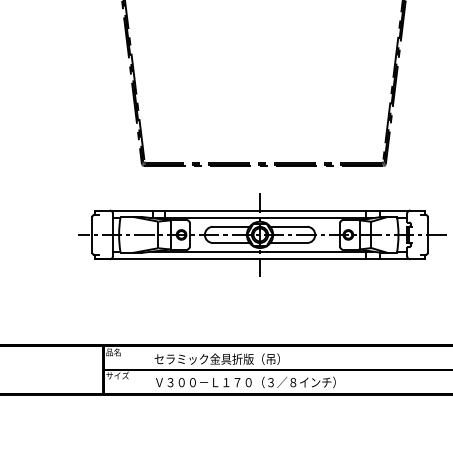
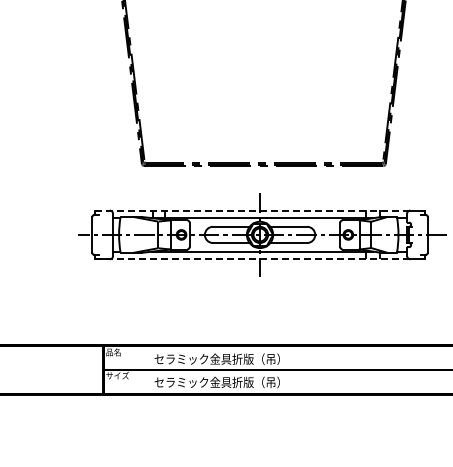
line: solid -> dashed (252, 210)
line: solid -> dashed (252, 259)
text: Ｖ３００－Ｌ１７０（３／８インチ） -> セラミック金具折版（吊） (244, 382)
